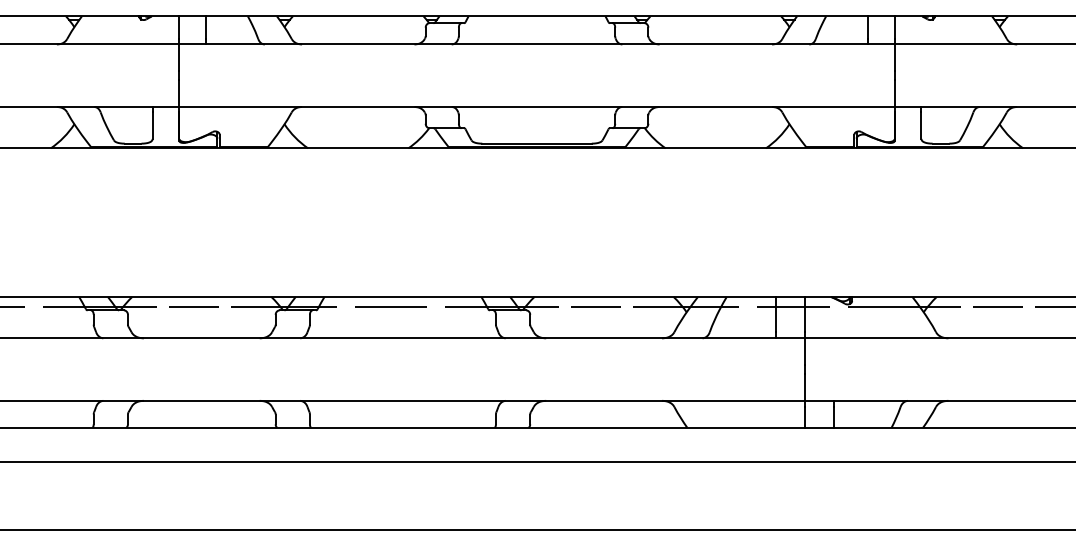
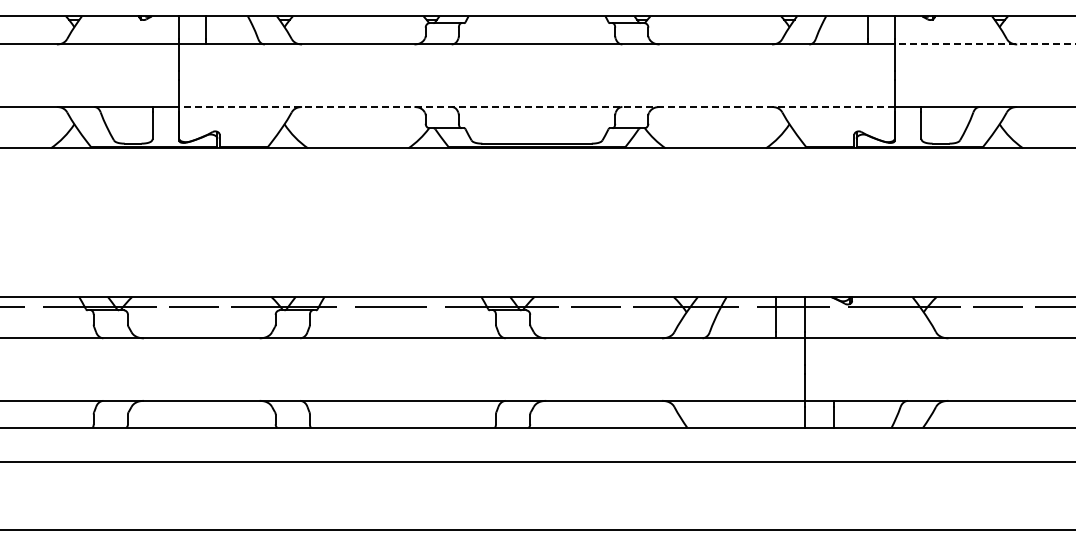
line: solid -> dashed (984, 44)
line: solid -> dashed (537, 107)
